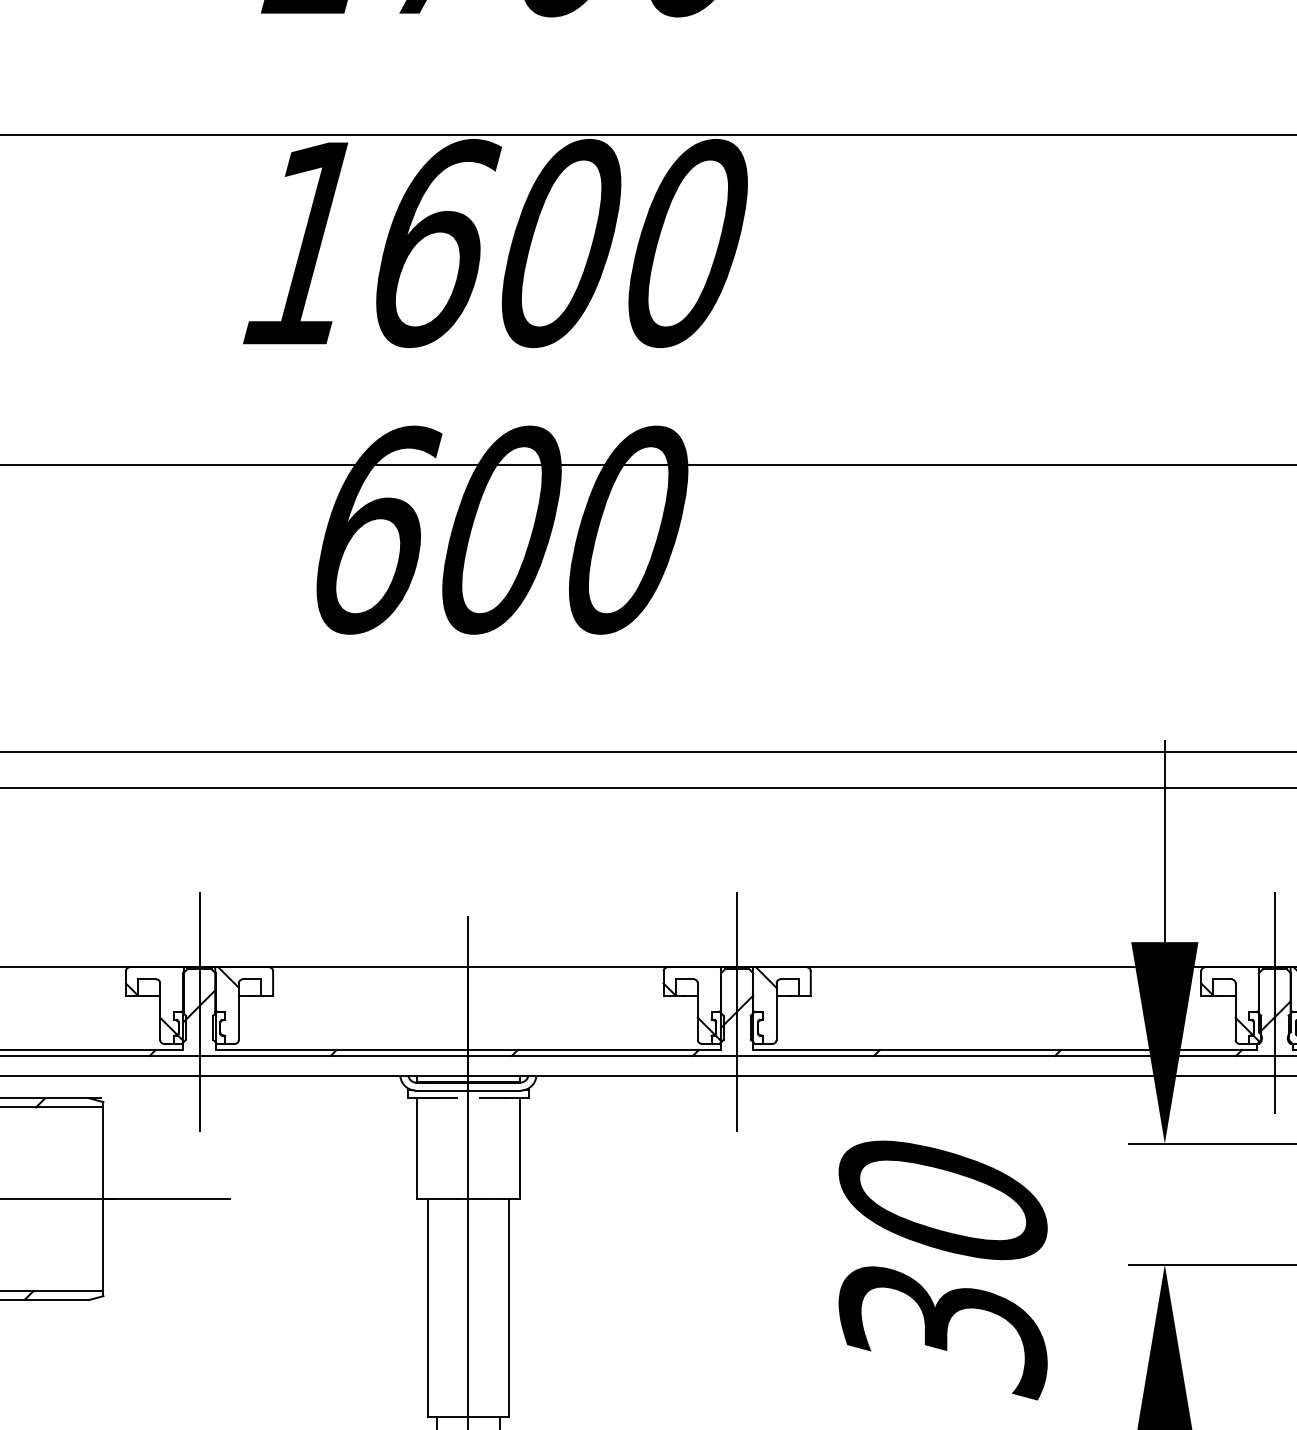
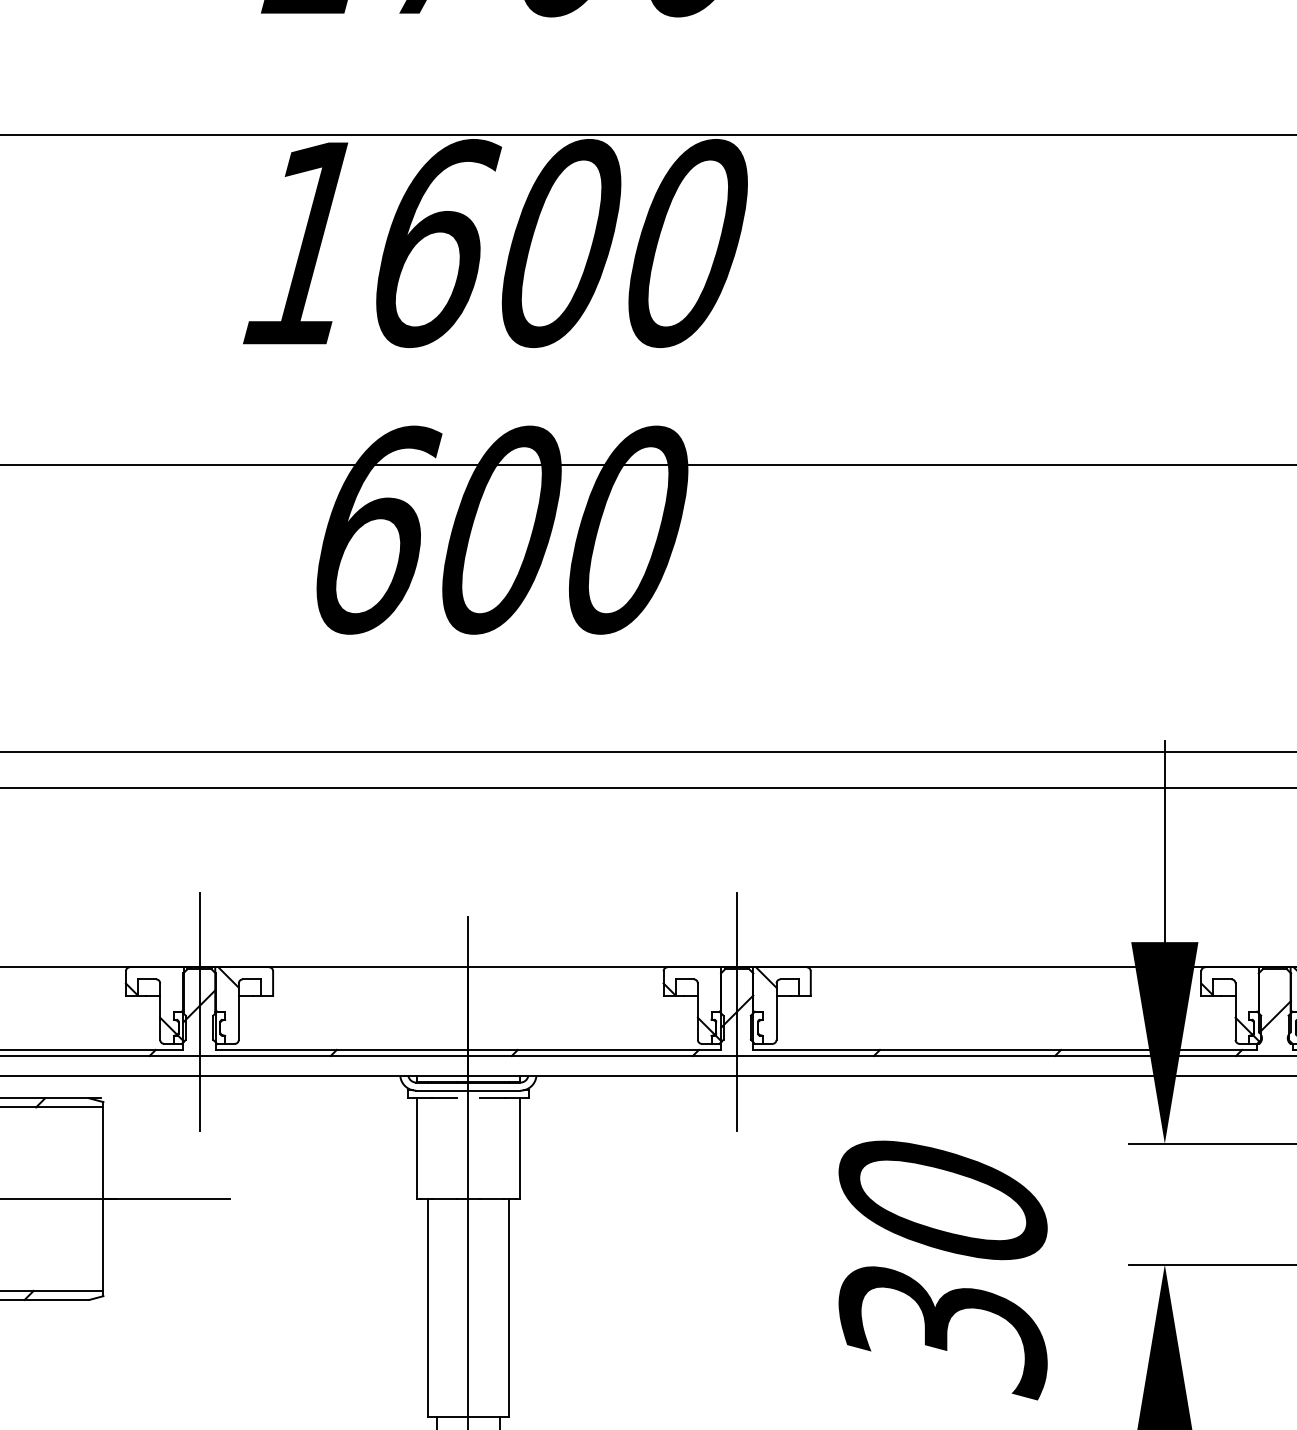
line: present -> none (1274, 1002)
